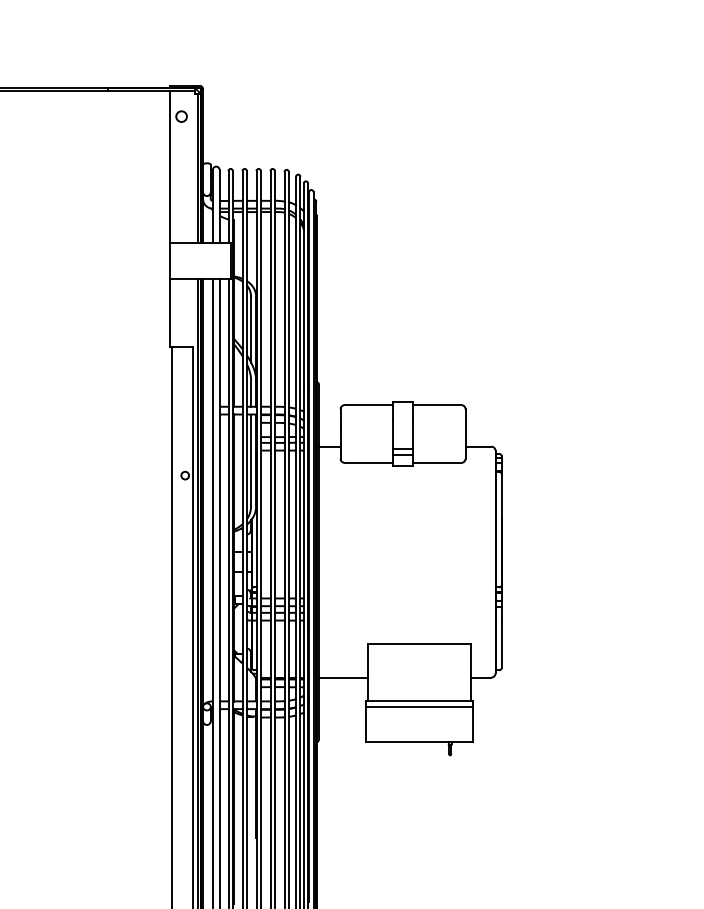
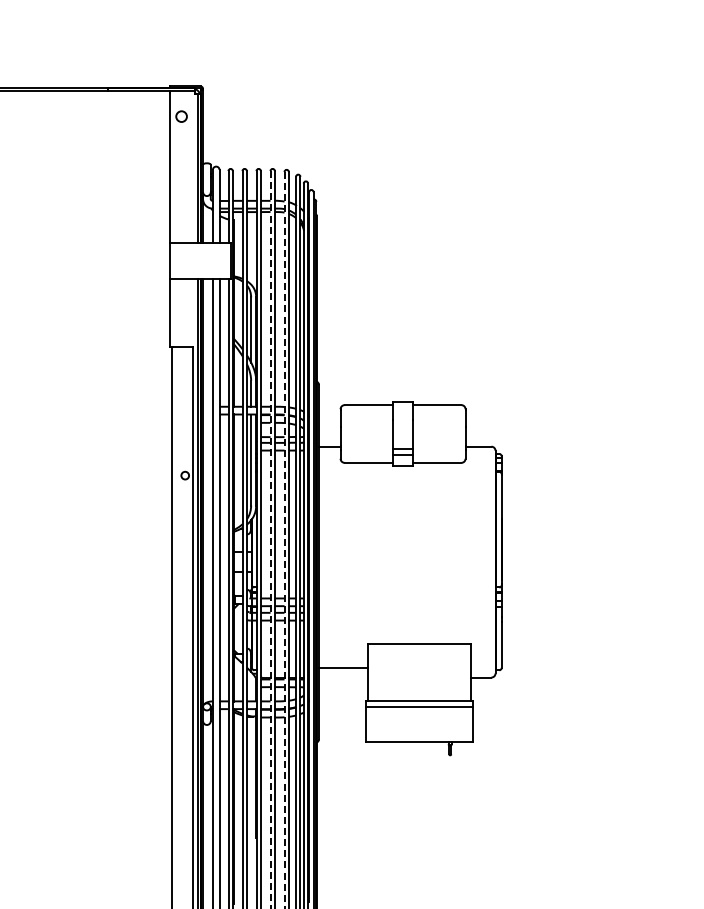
line: solid -> dashed (270, 539)
line: solid -> dashed (284, 540)
line position: (343, 677) -> (343, 667) (343, 667)
